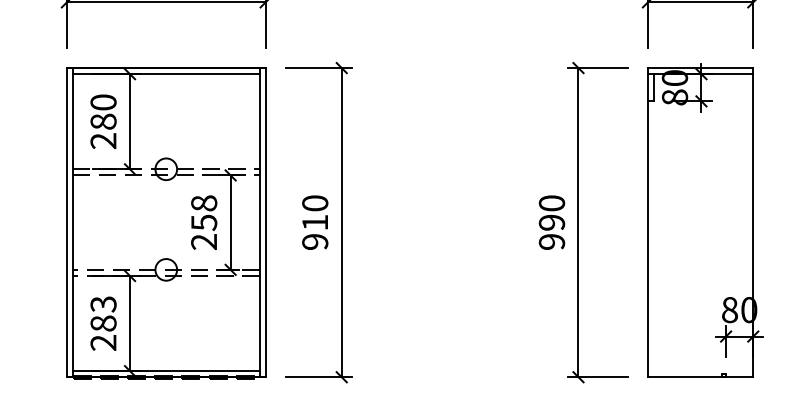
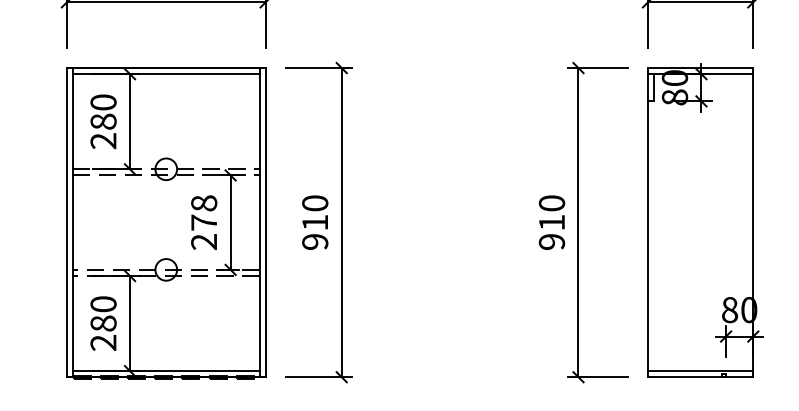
text: 258 -> 278 (204, 222)
text: 990 -> 910 (551, 222)
text: 283 -> 280 (103, 304)
line: none -> present (700, 371)
